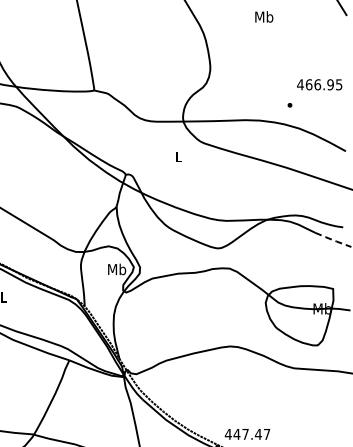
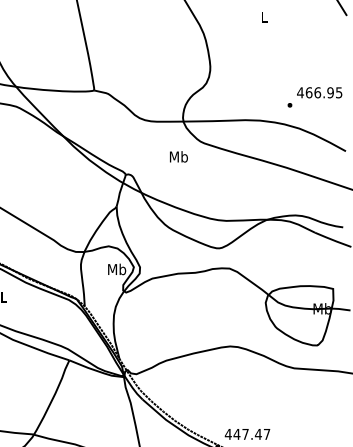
text: Mb -> L (264, 16)
text position: (319, 84) -> (319, 92) (319, 92)
text: L -> Mb (178, 156)
line: dashed -> solid (332, 240)
